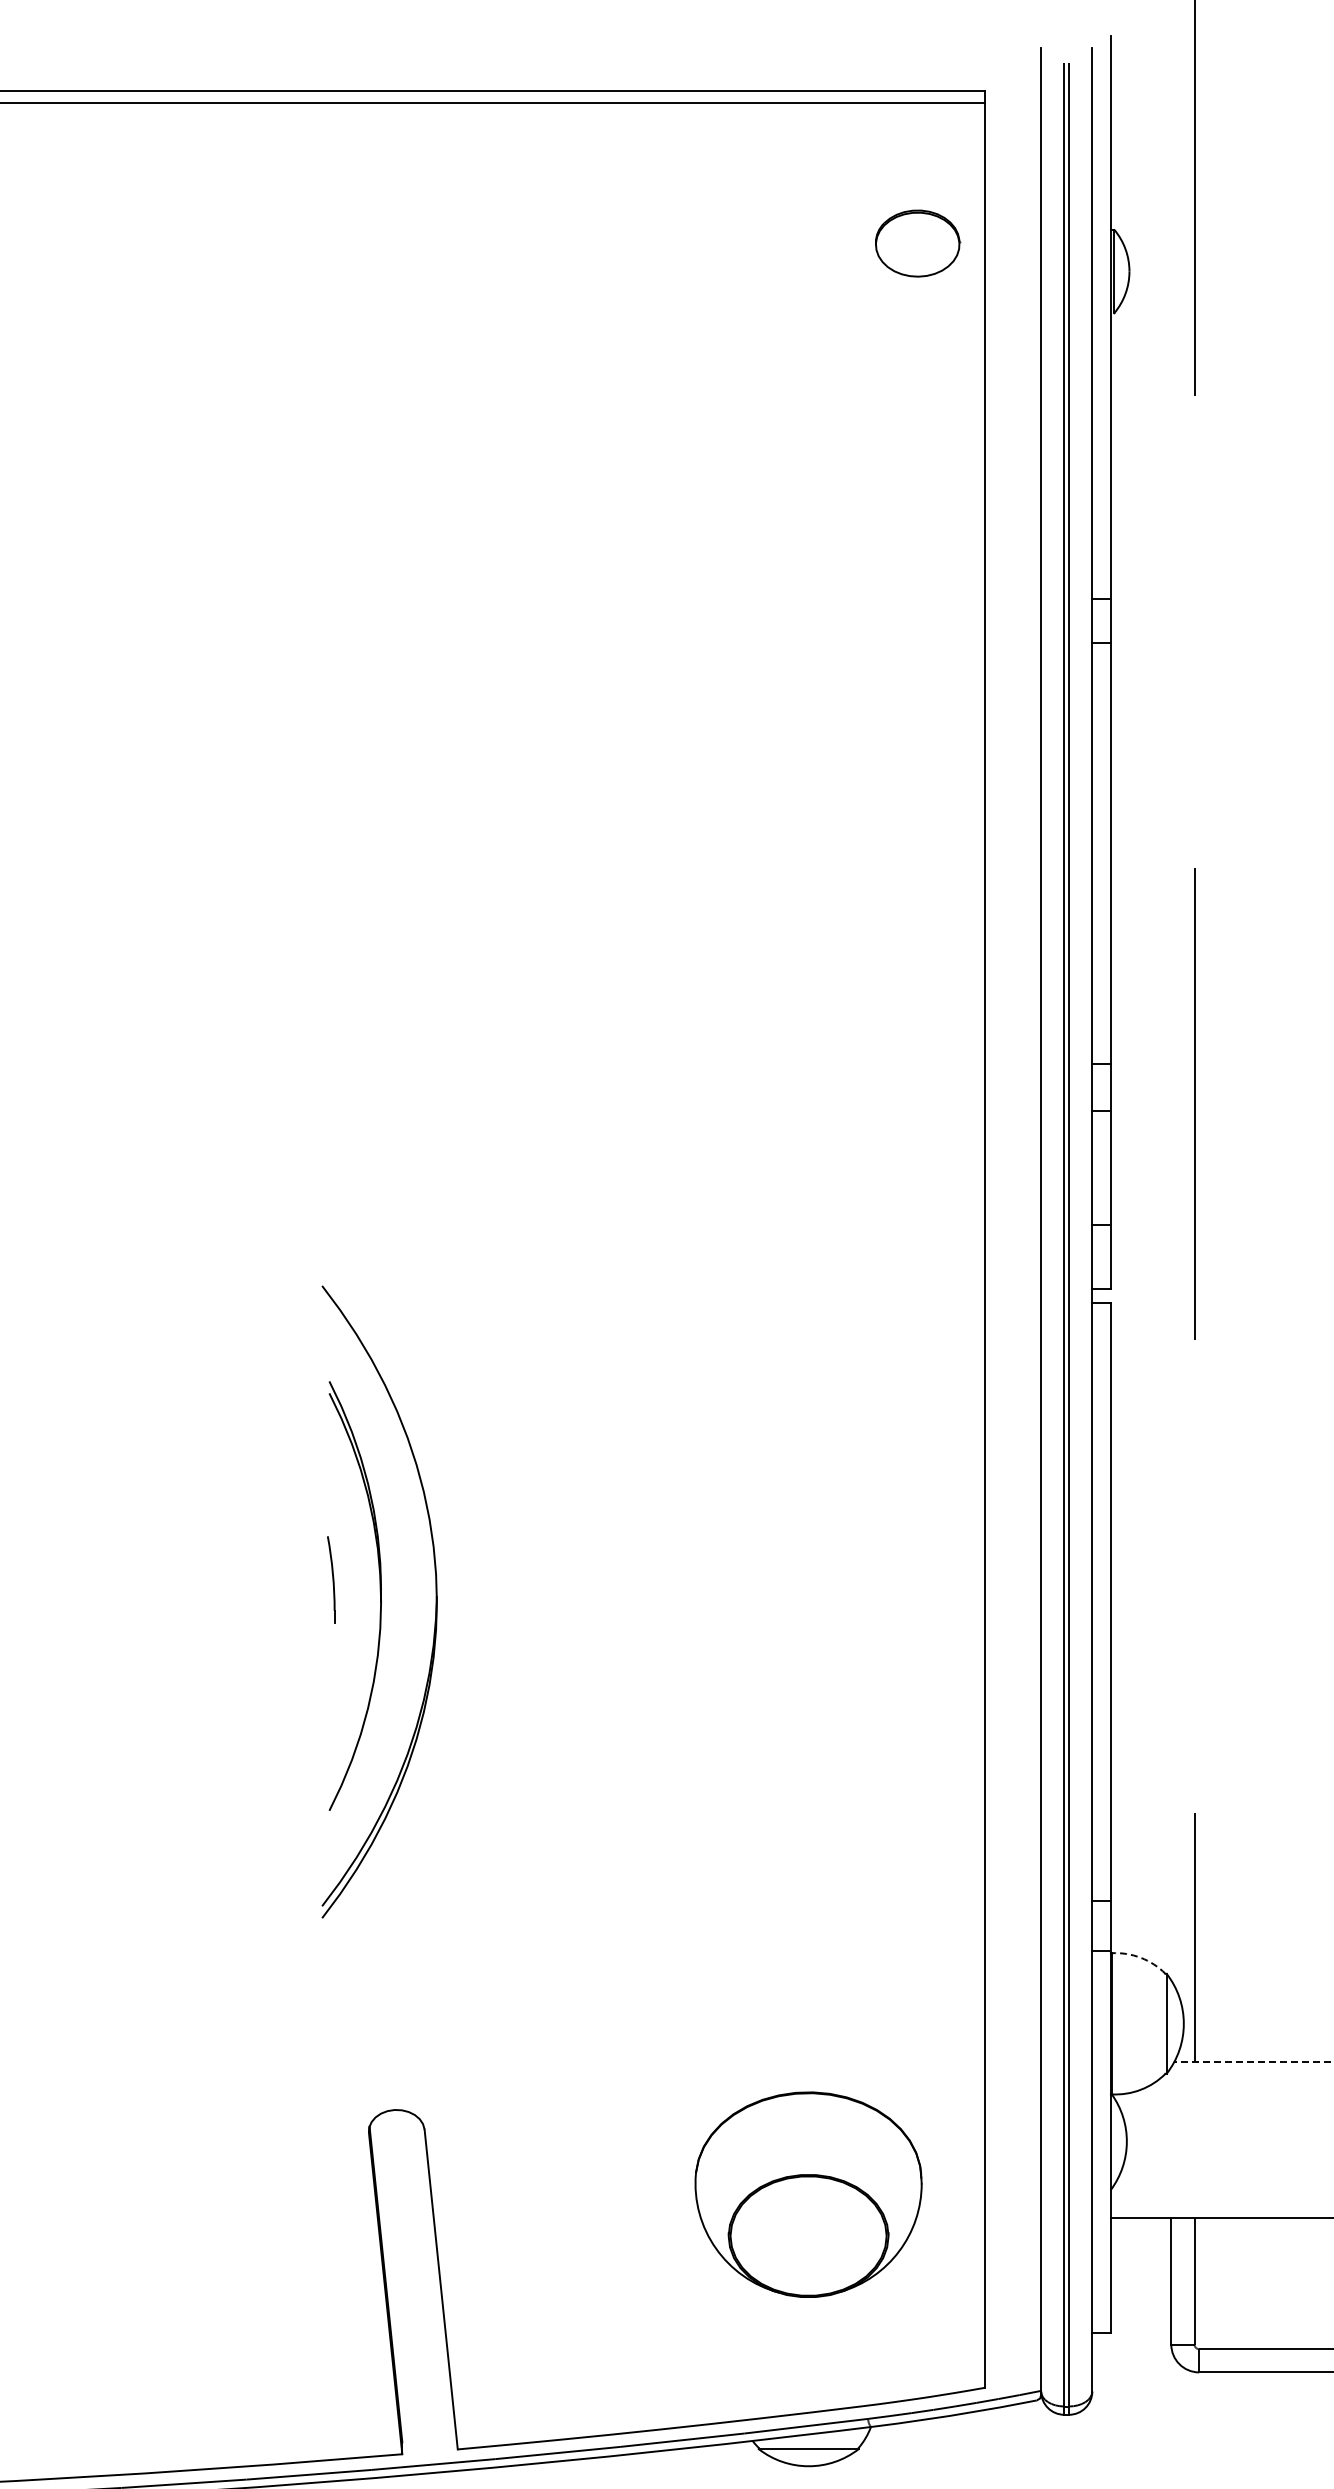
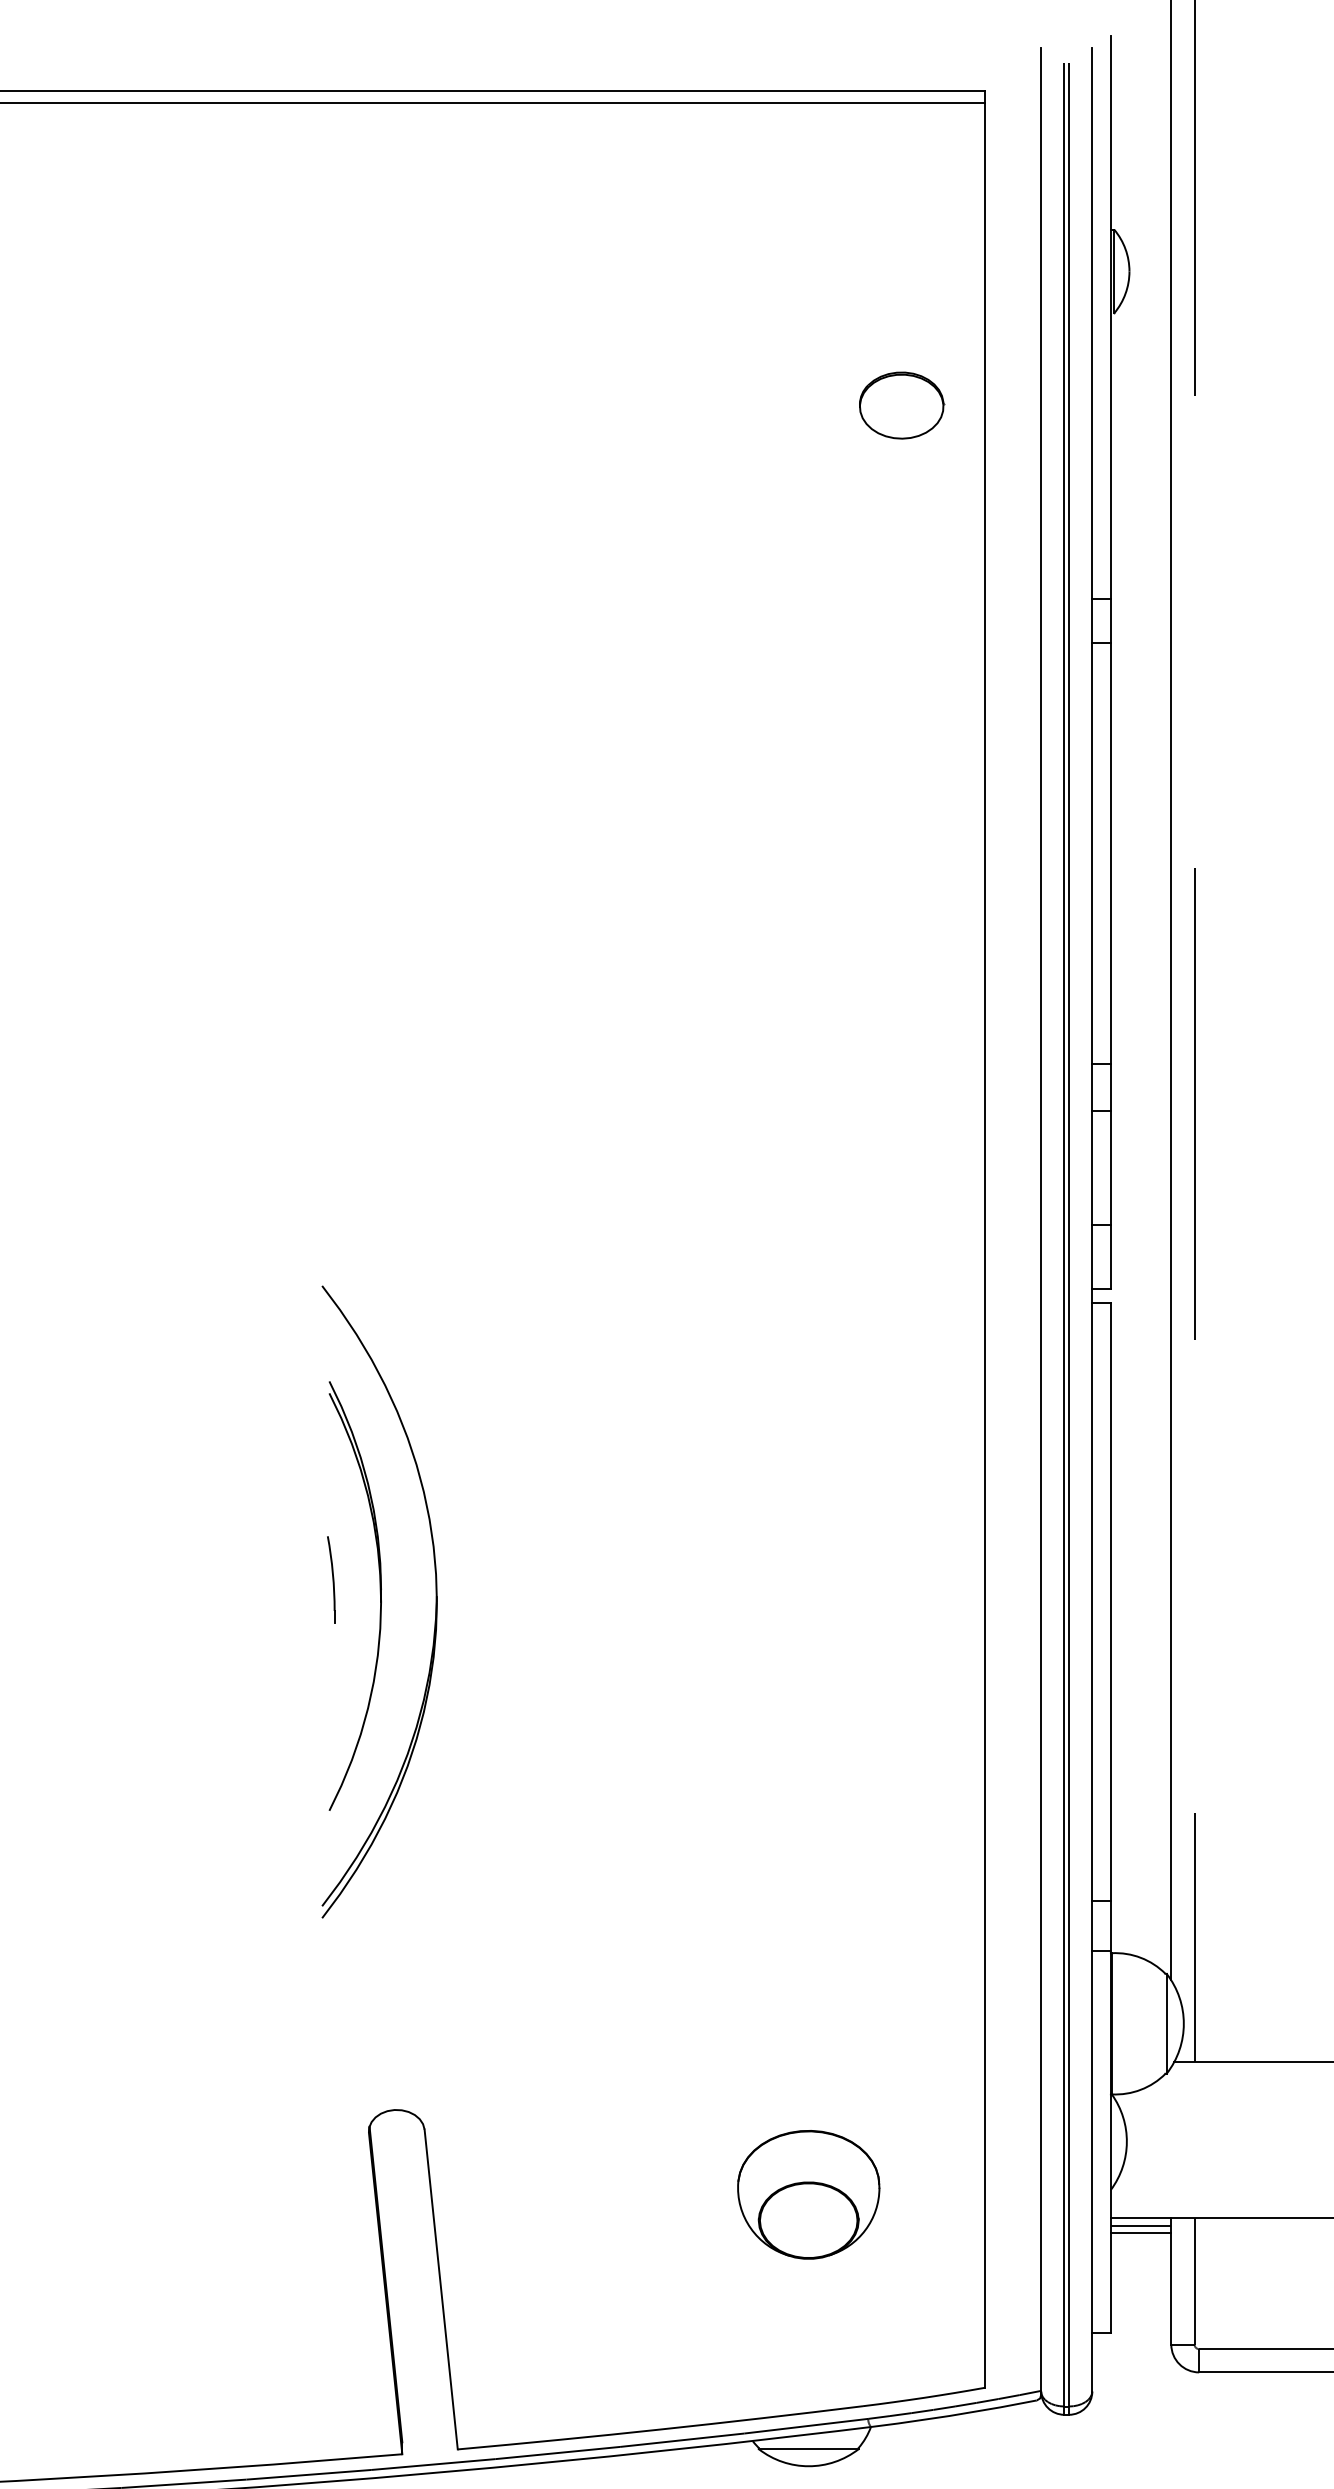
part position: (918, 243) -> (902, 405) (902, 405)
line: none -> present (1171, 991)
arc: dashed -> solid (1140, 1957)
line: dashed -> solid (1253, 2062)
part size: 229x207 px -> 144x130 px (808, 2194)
line: none -> present (1140, 2226)
line: none -> present (1140, 2232)
